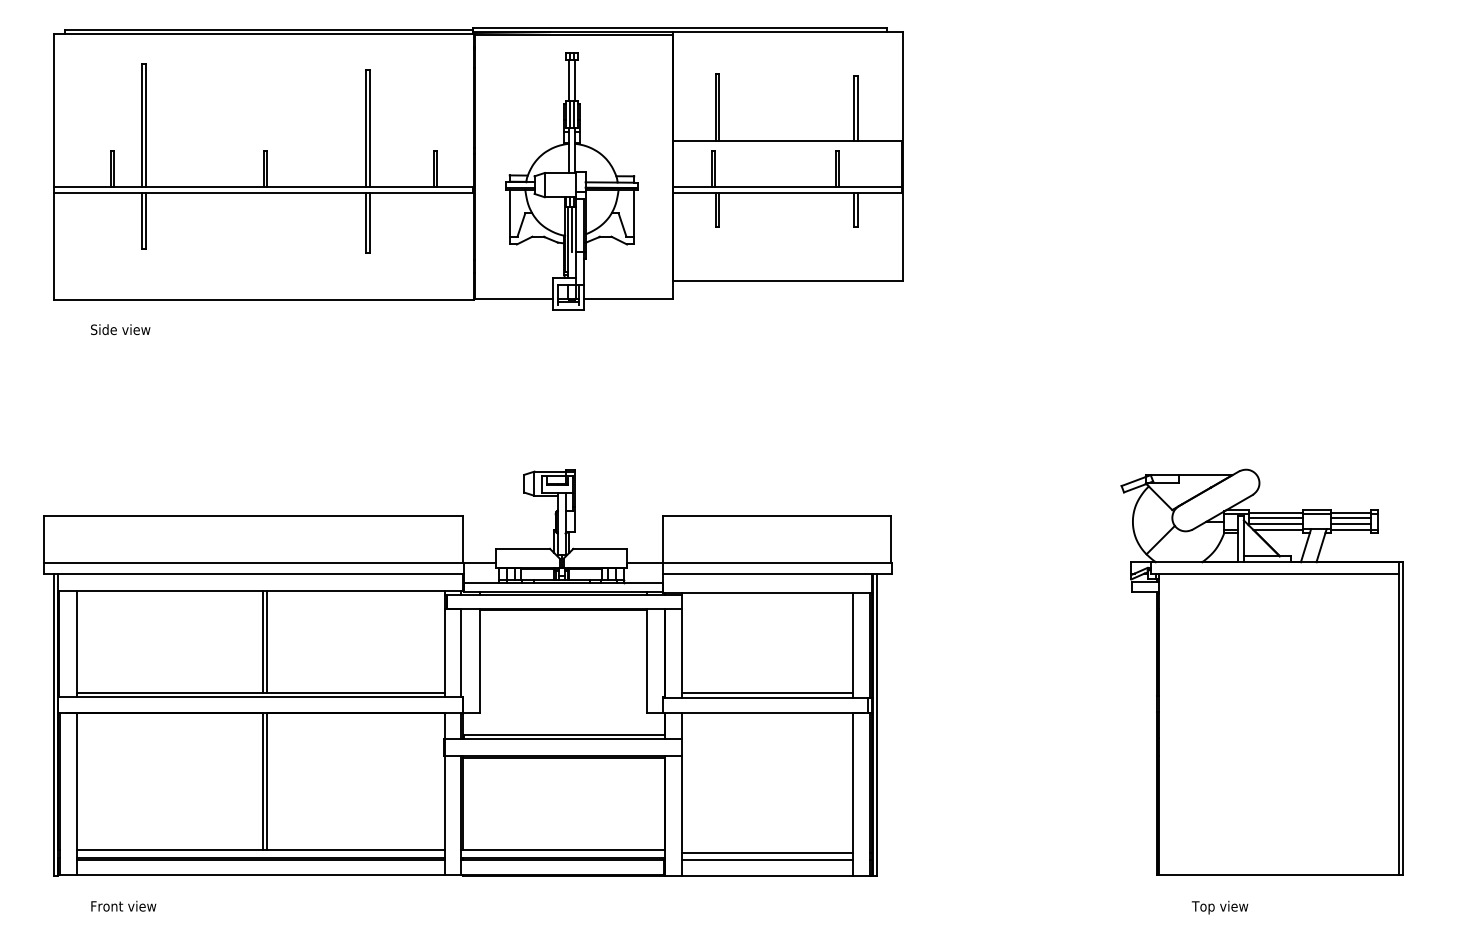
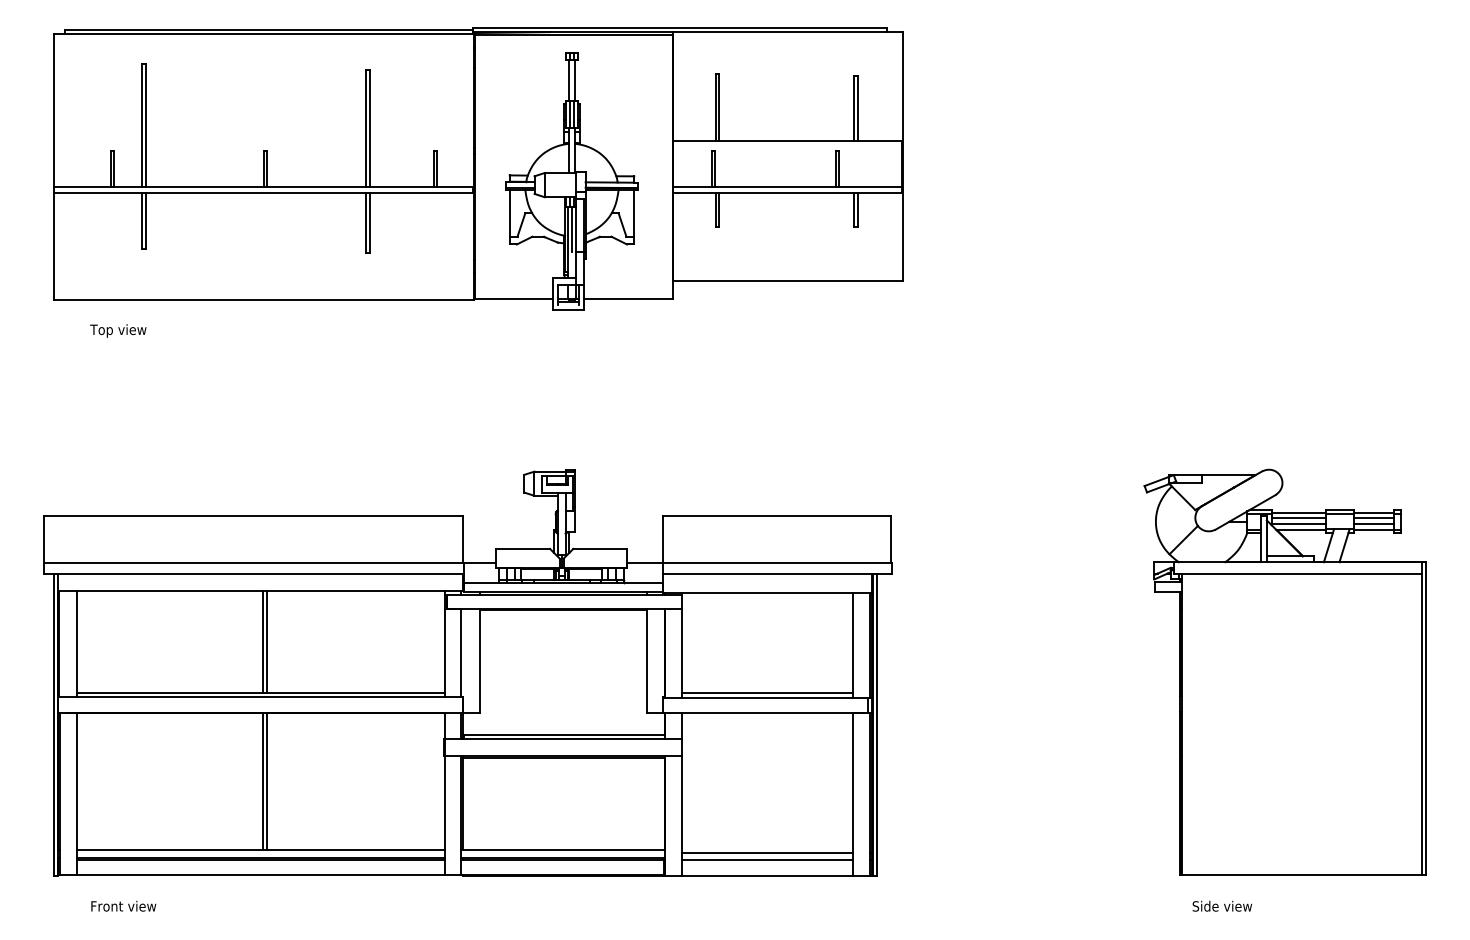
text: Side view -> Top view (120, 330)
part position: (1261, 671) -> (1284, 671) (1284, 671)
text: Top view -> Side view (1221, 907)
